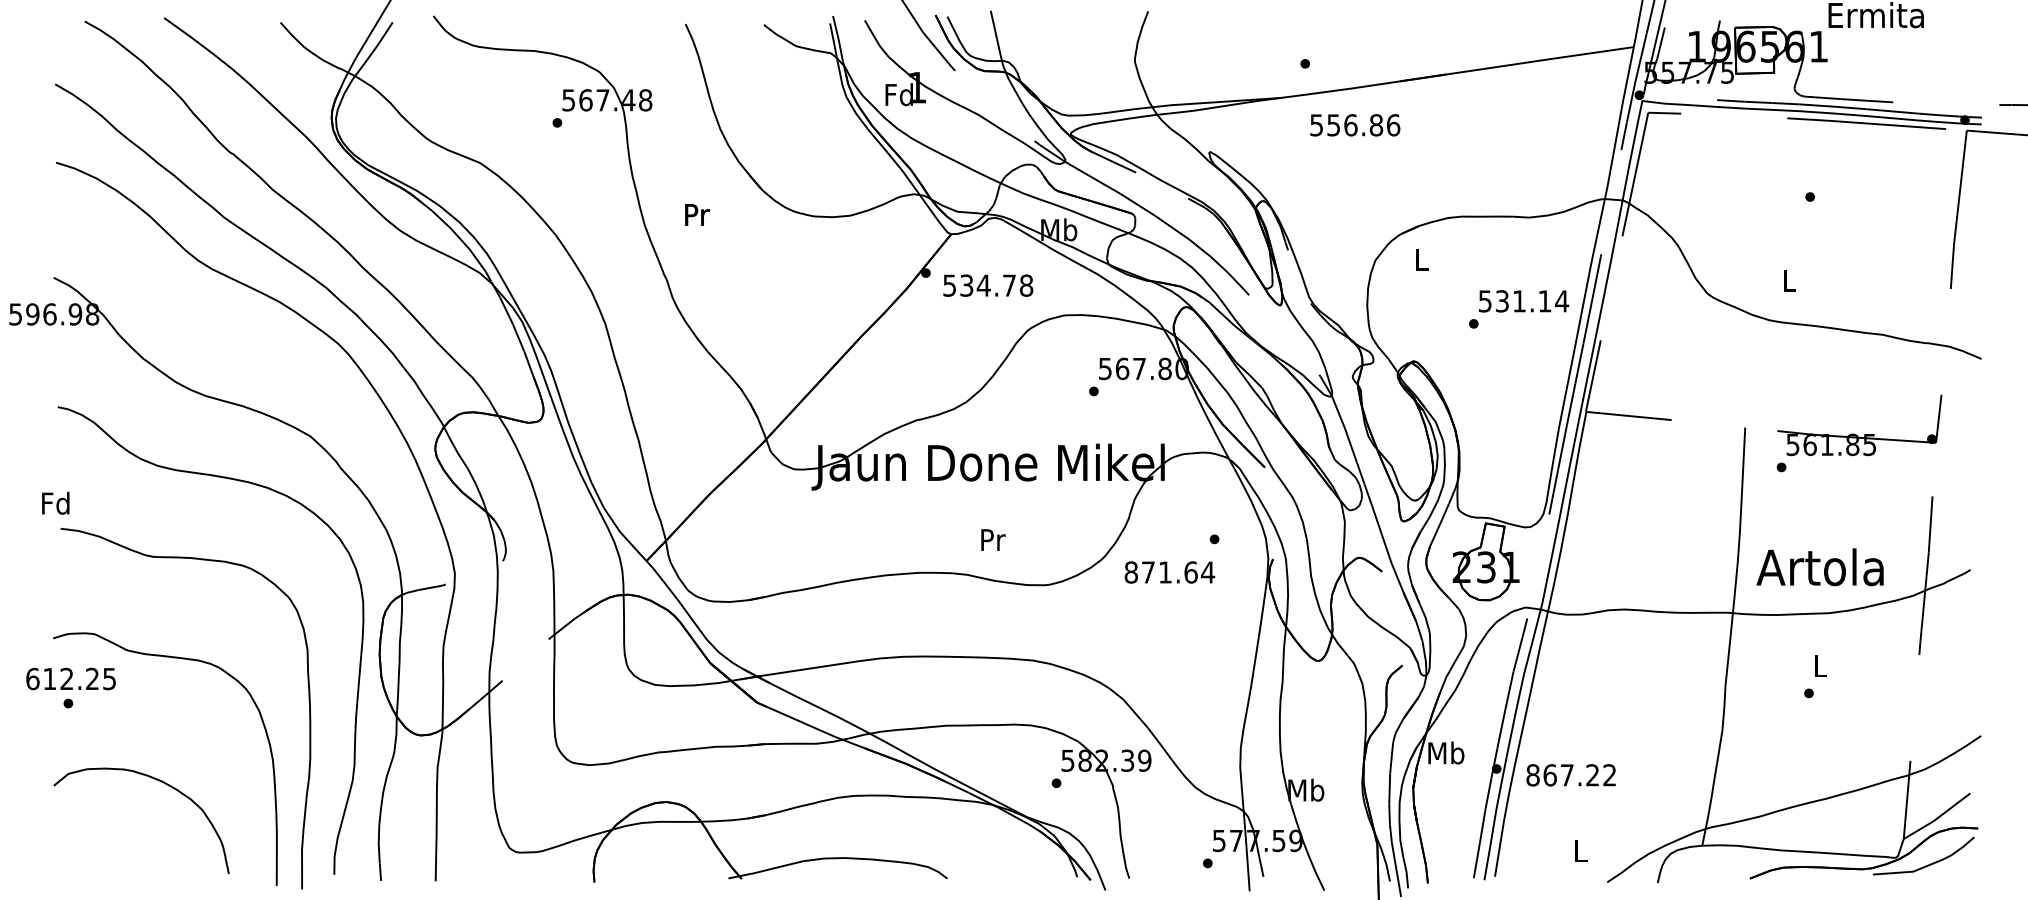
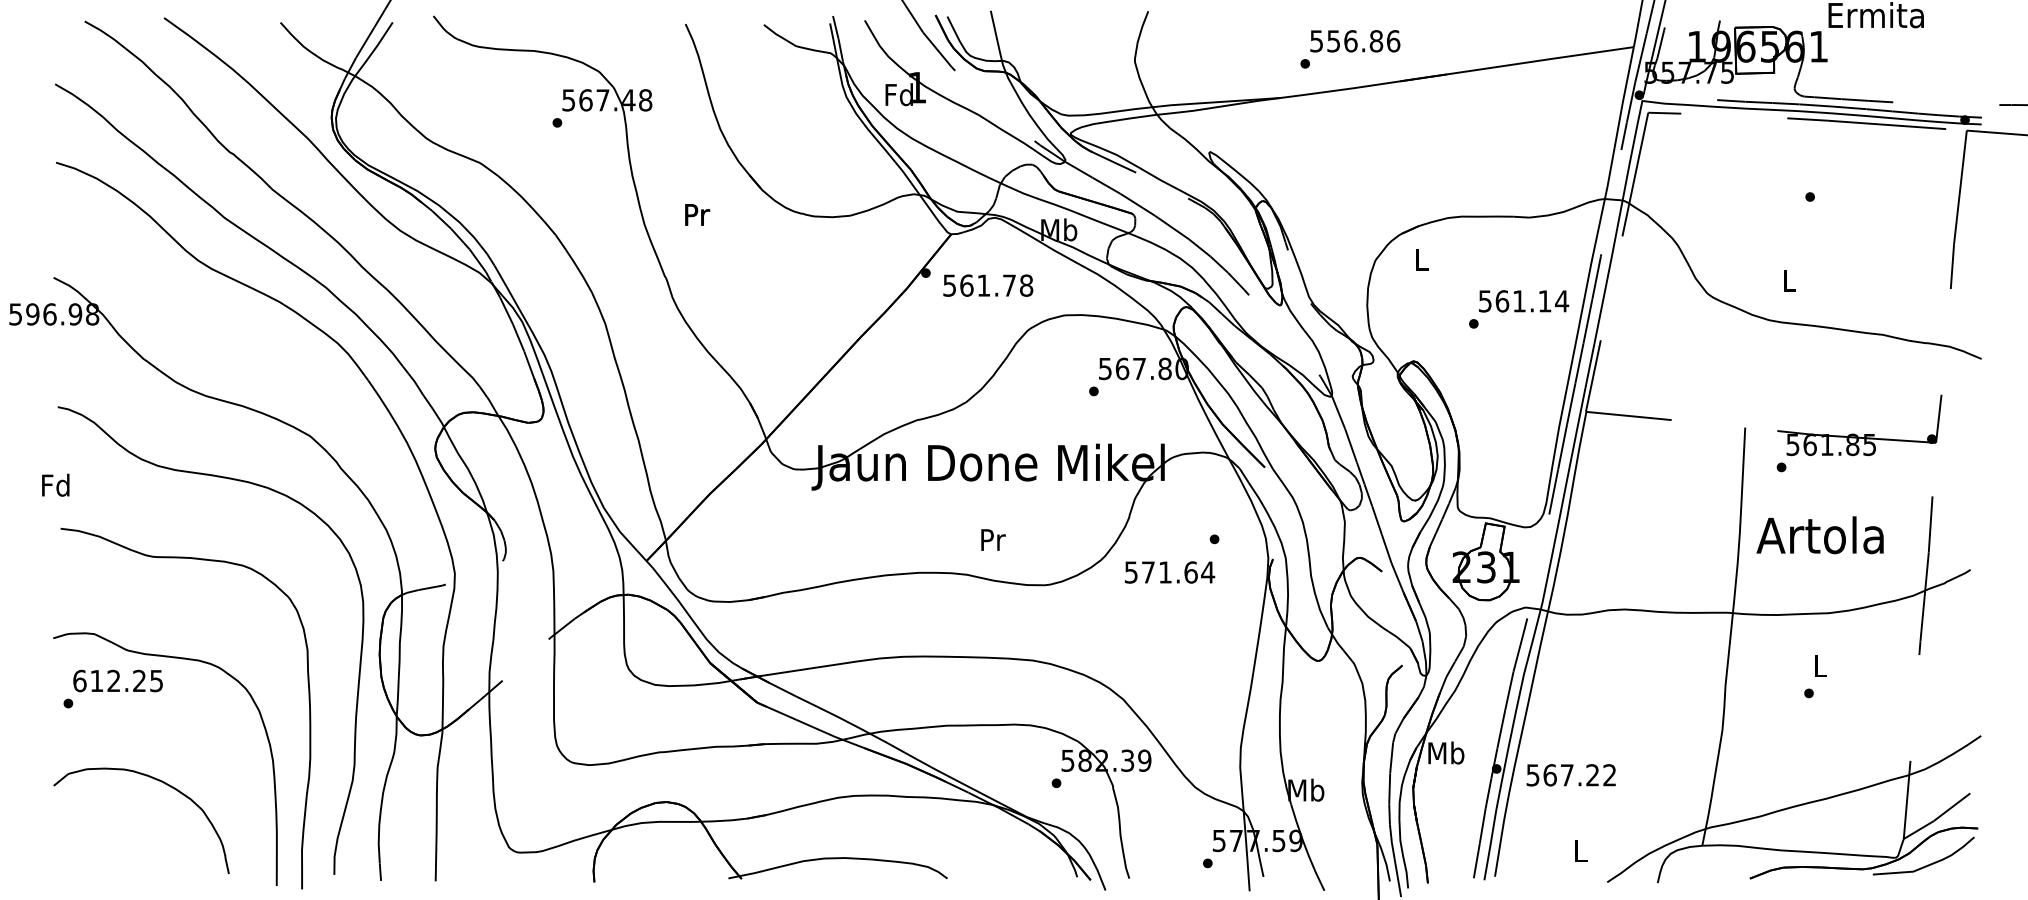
text position: (1355, 125) -> (1355, 41) (1355, 41)
text: 534.78 -> 561.78 (975, 285)
text: 531.14 -> 561.14 (1502, 301)
text position: (55, 502) -> (55, 484) (55, 484)
text position: (1819, 567) -> (1819, 535) (1819, 535)
text: 871.64 -> 571.64 (1130, 572)
text position: (70, 678) -> (117, 680) (117, 680)
text: 867.22 -> 567.22 (1532, 775)
